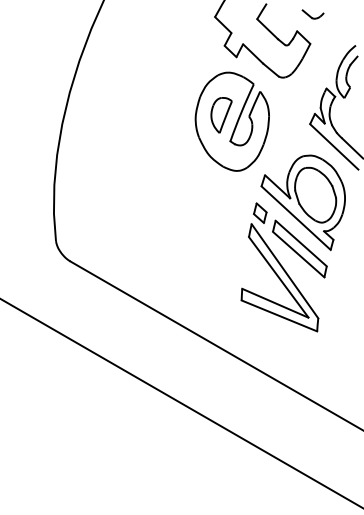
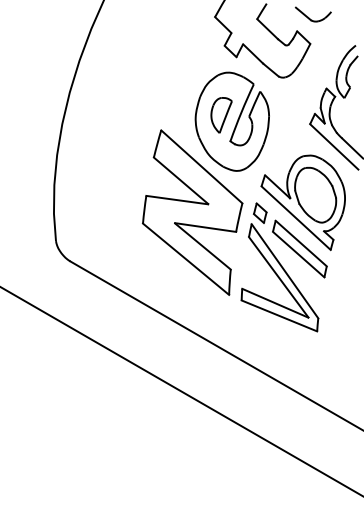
part size: 24x11 px -> 38x17 px (312, 14)
part: none -> present (192, 212)
line position: (181, 403) -> (181, 391) (181, 391)
